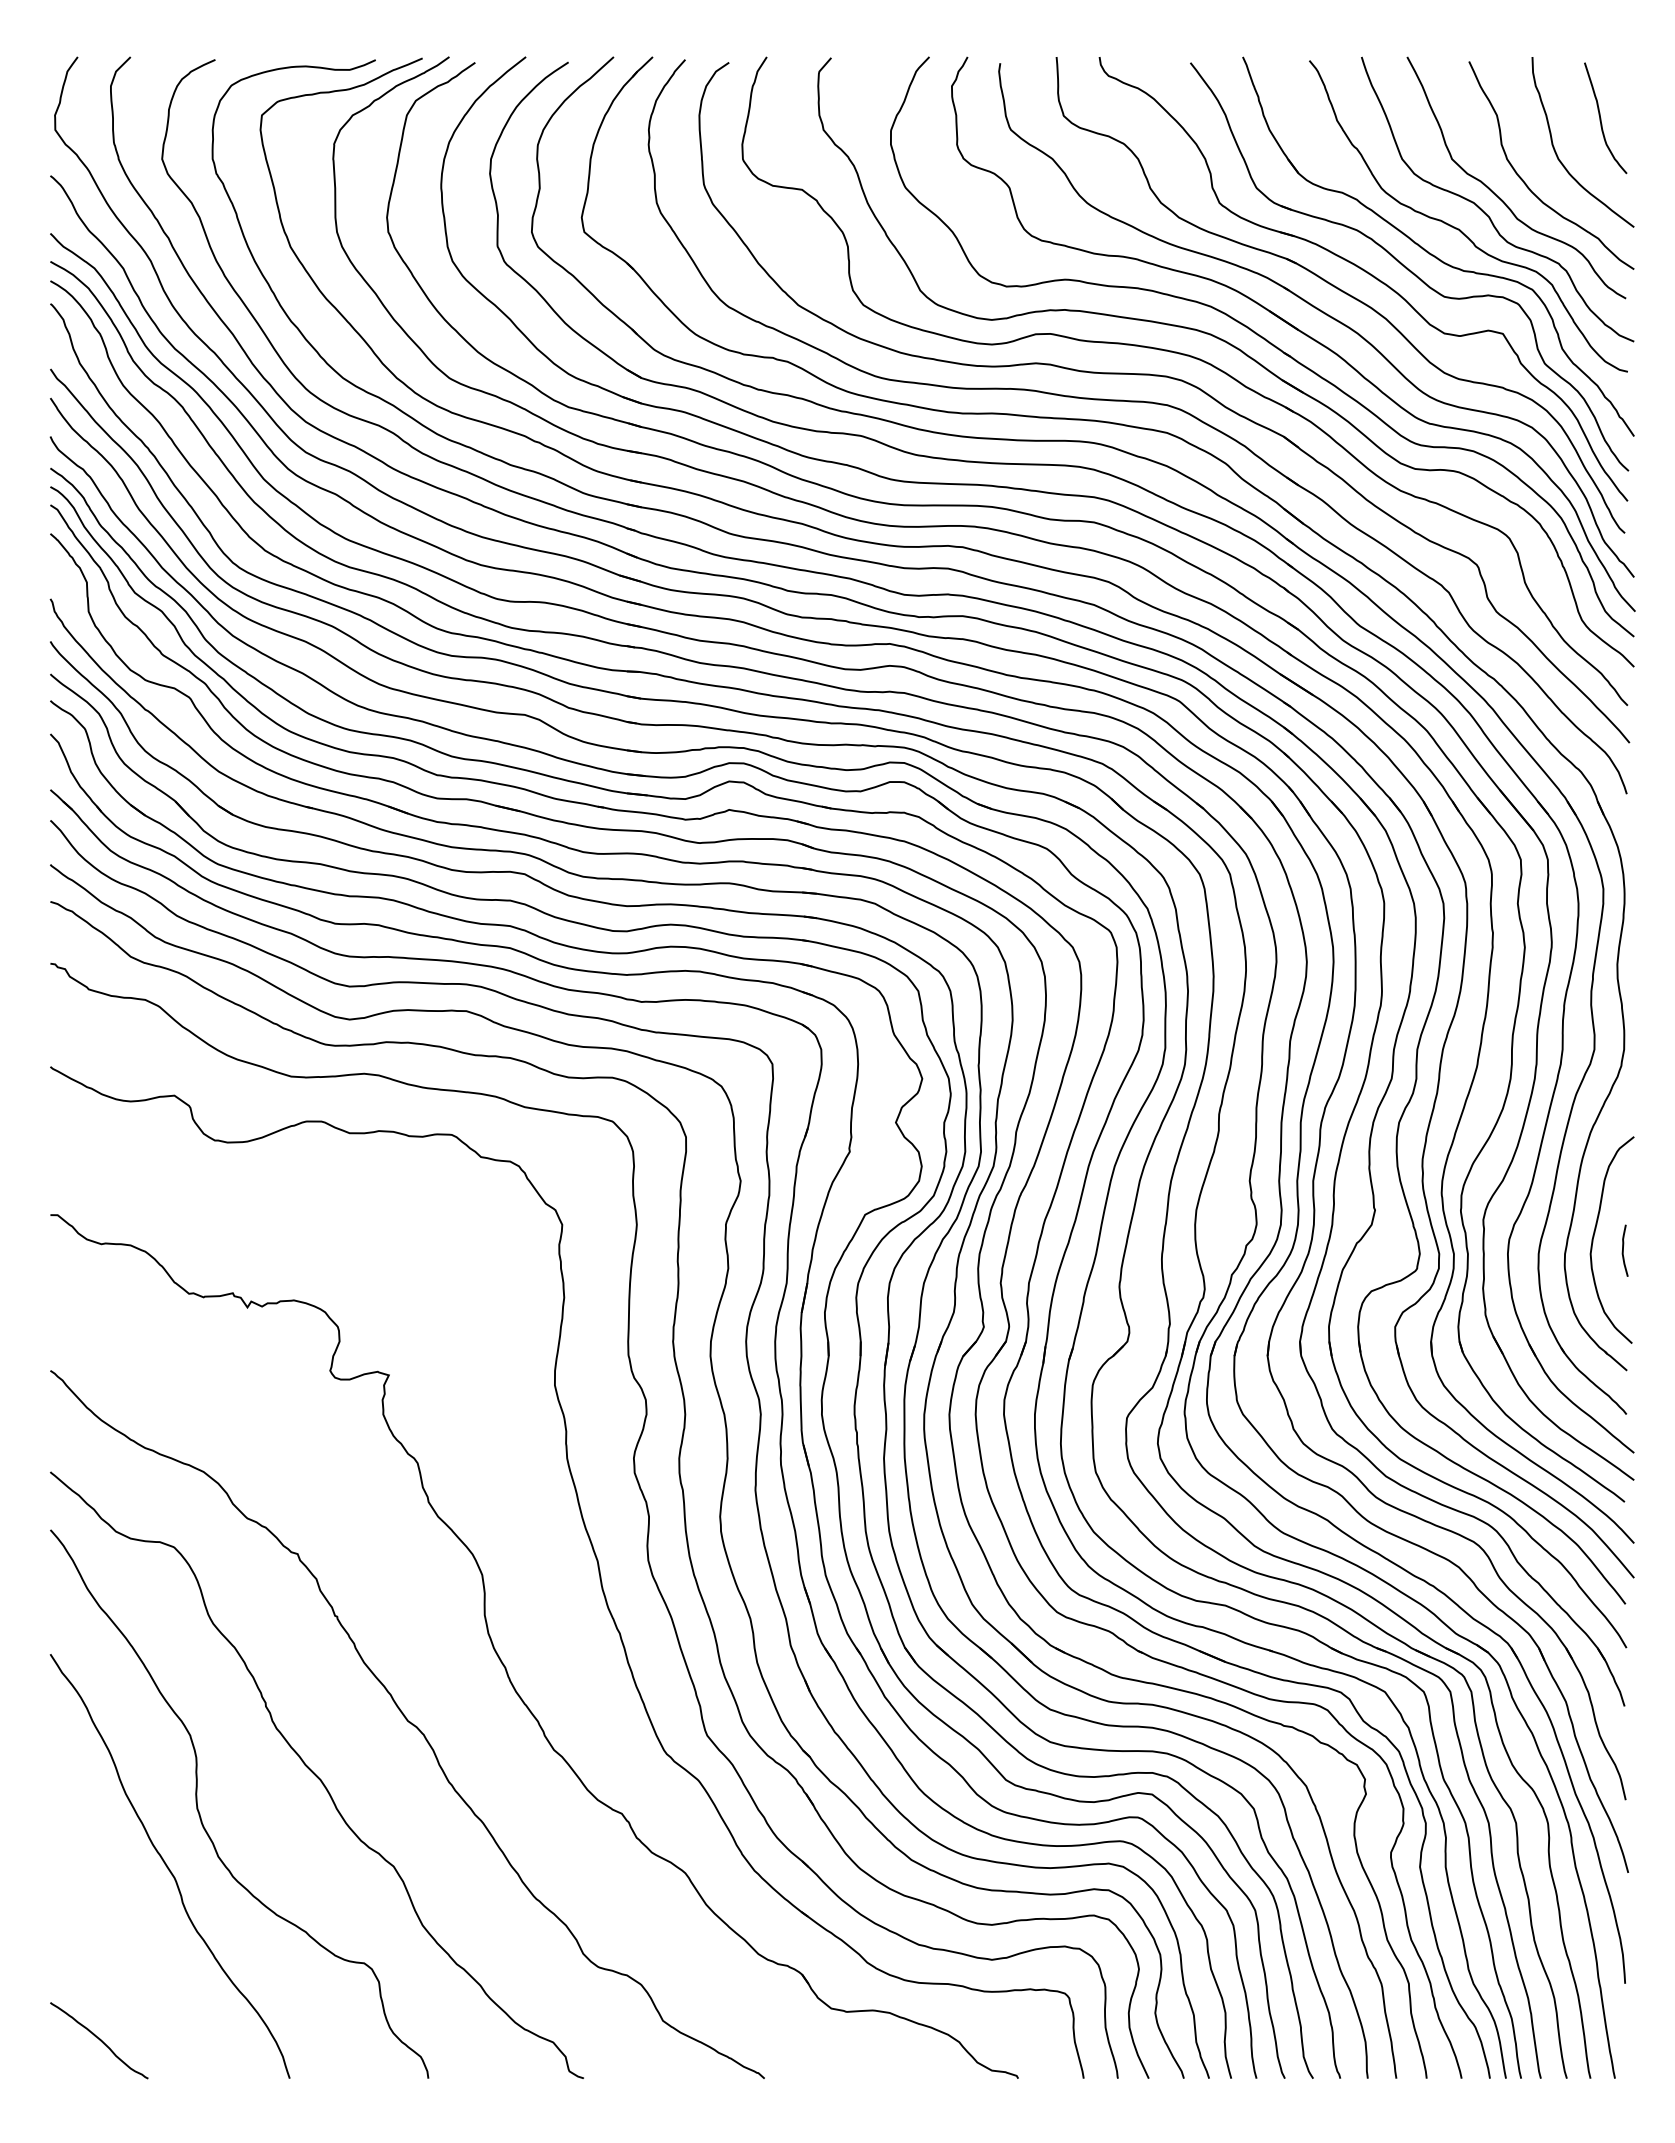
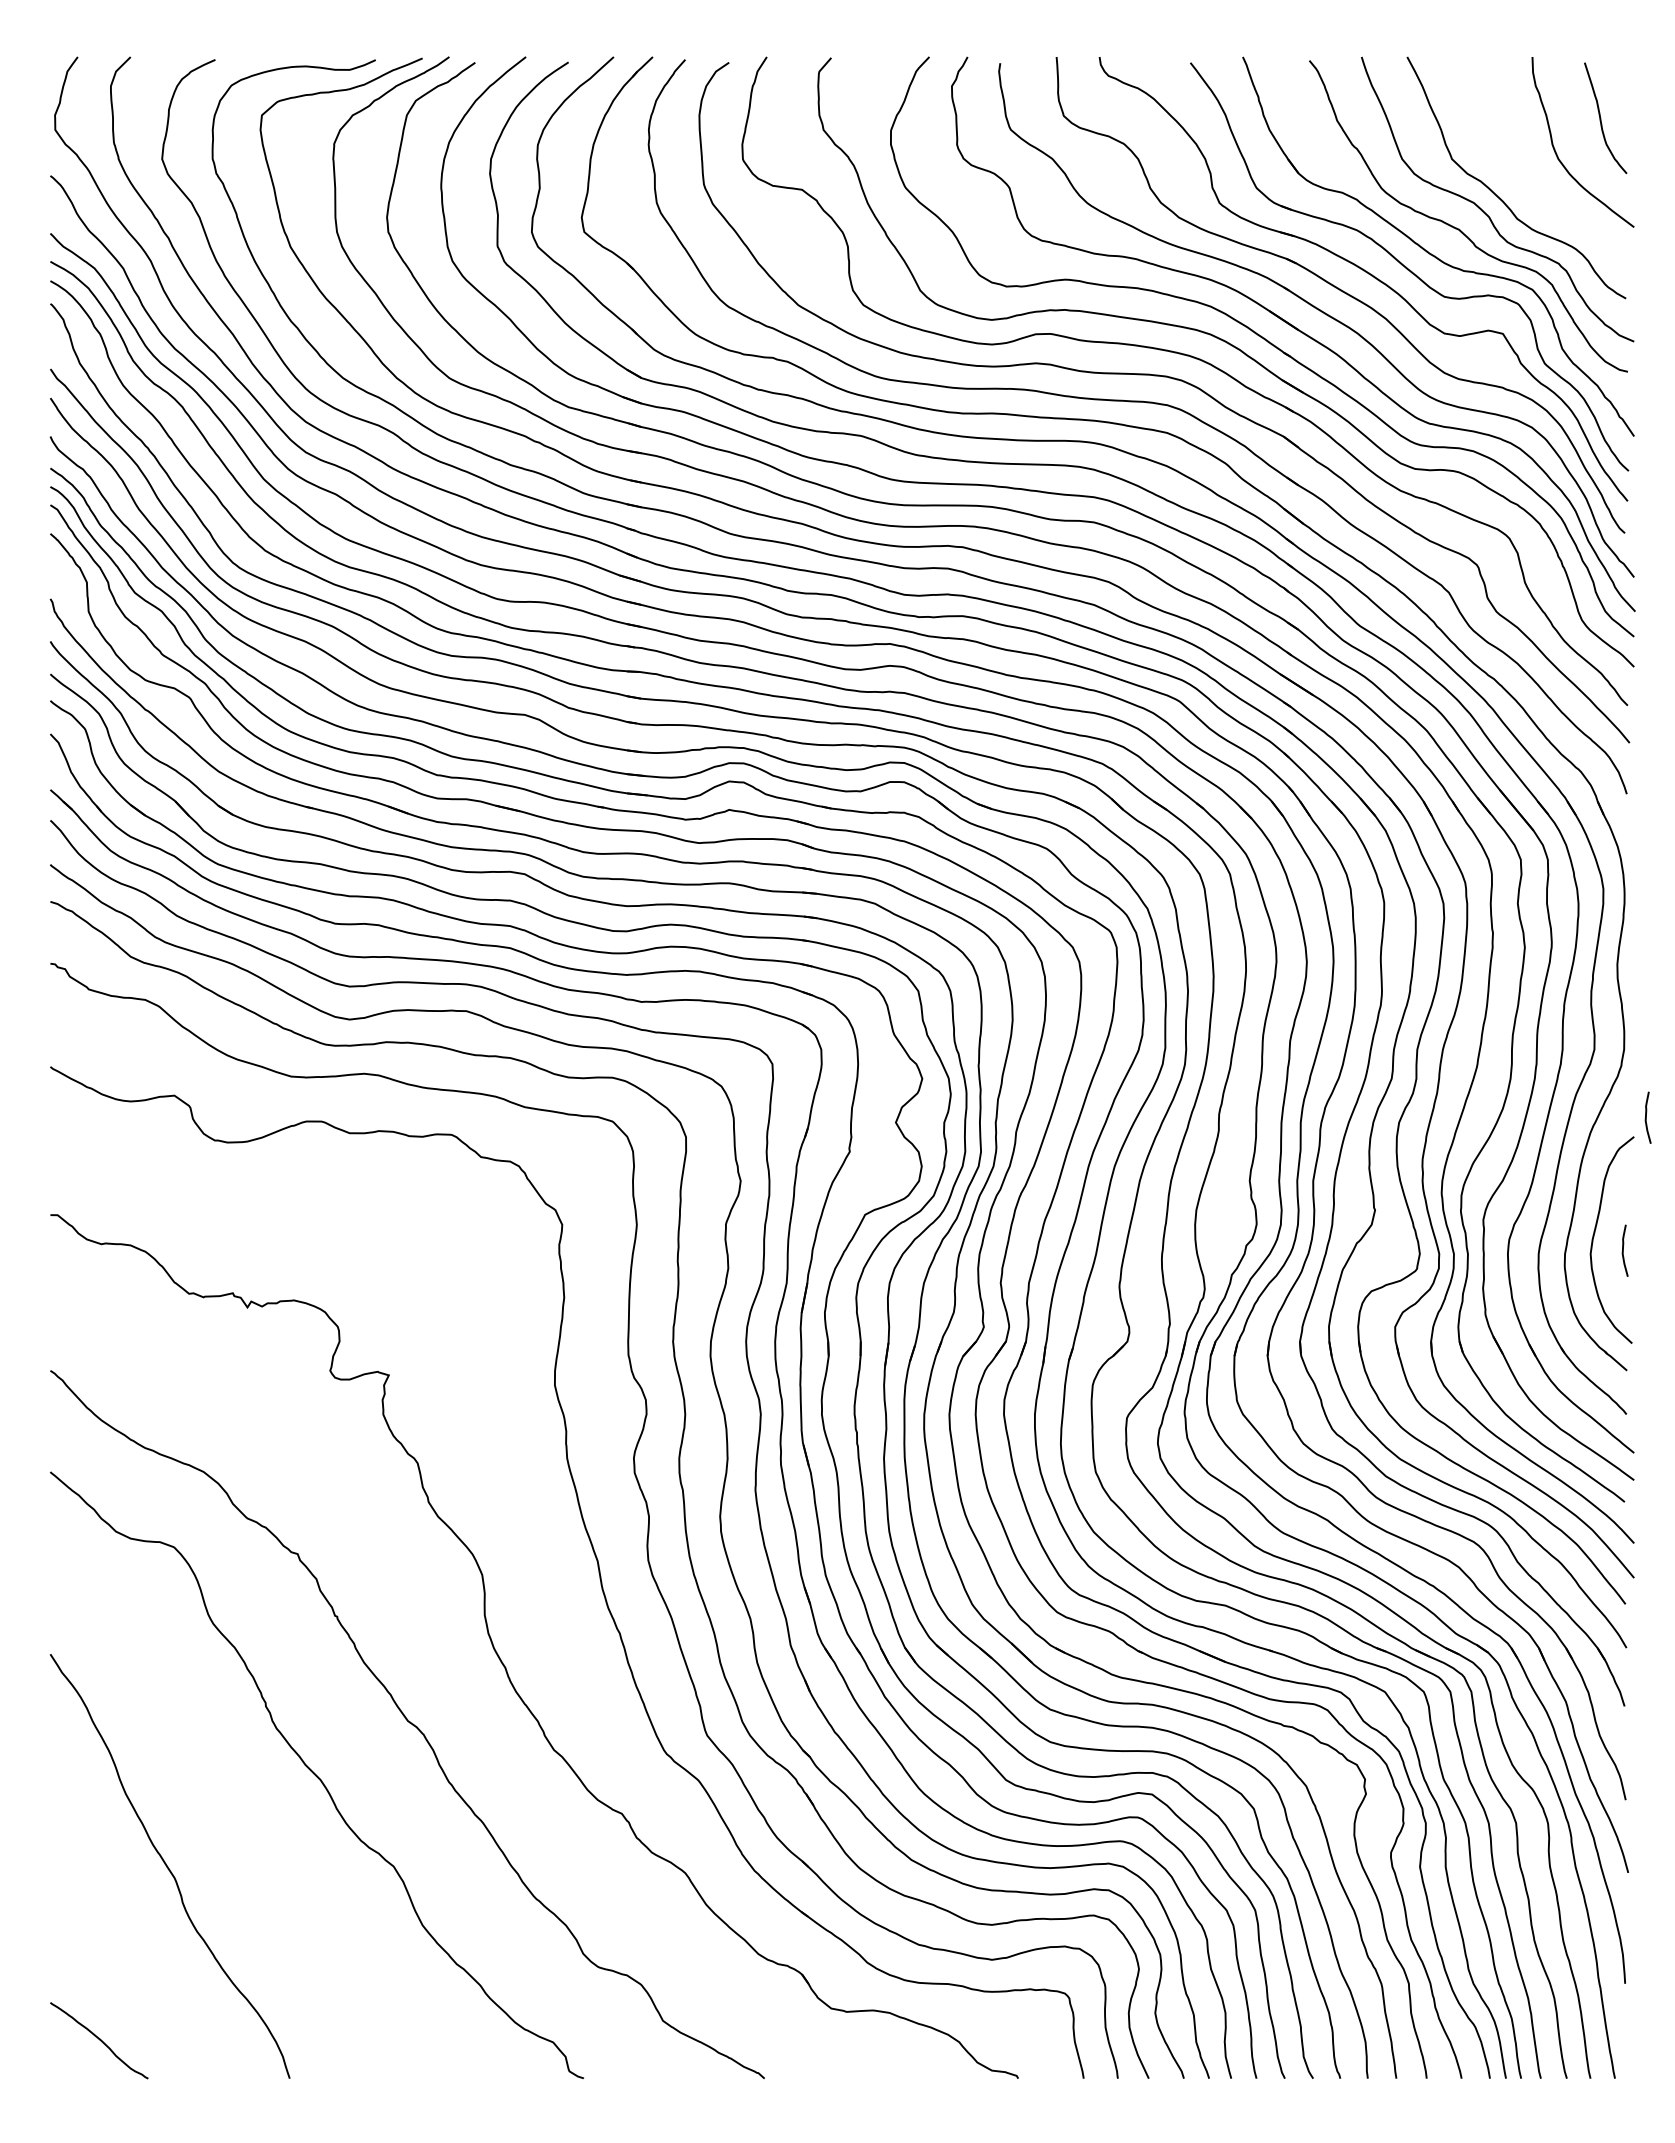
curve: present -> none (1526, 183)
curve: none -> present (1646, 1117)
curve: present -> none (200, 1813)
